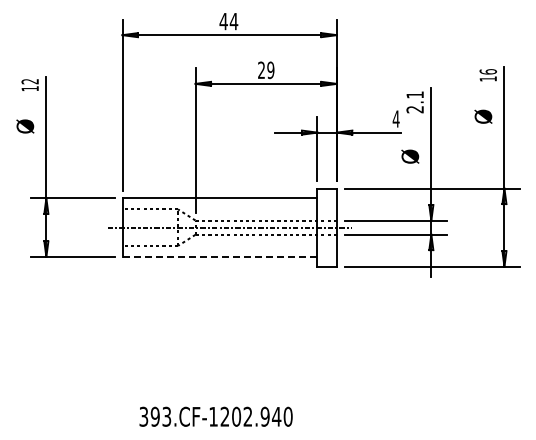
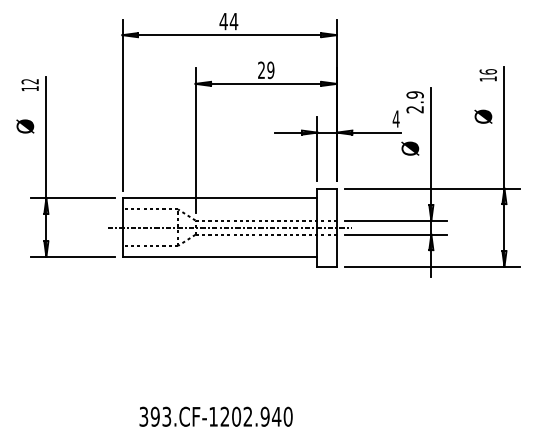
text: 2.1 -> 2.9 (414, 94)
text position: (410, 156) -> (410, 148) (410, 148)
line: dashed -> solid (220, 256)
